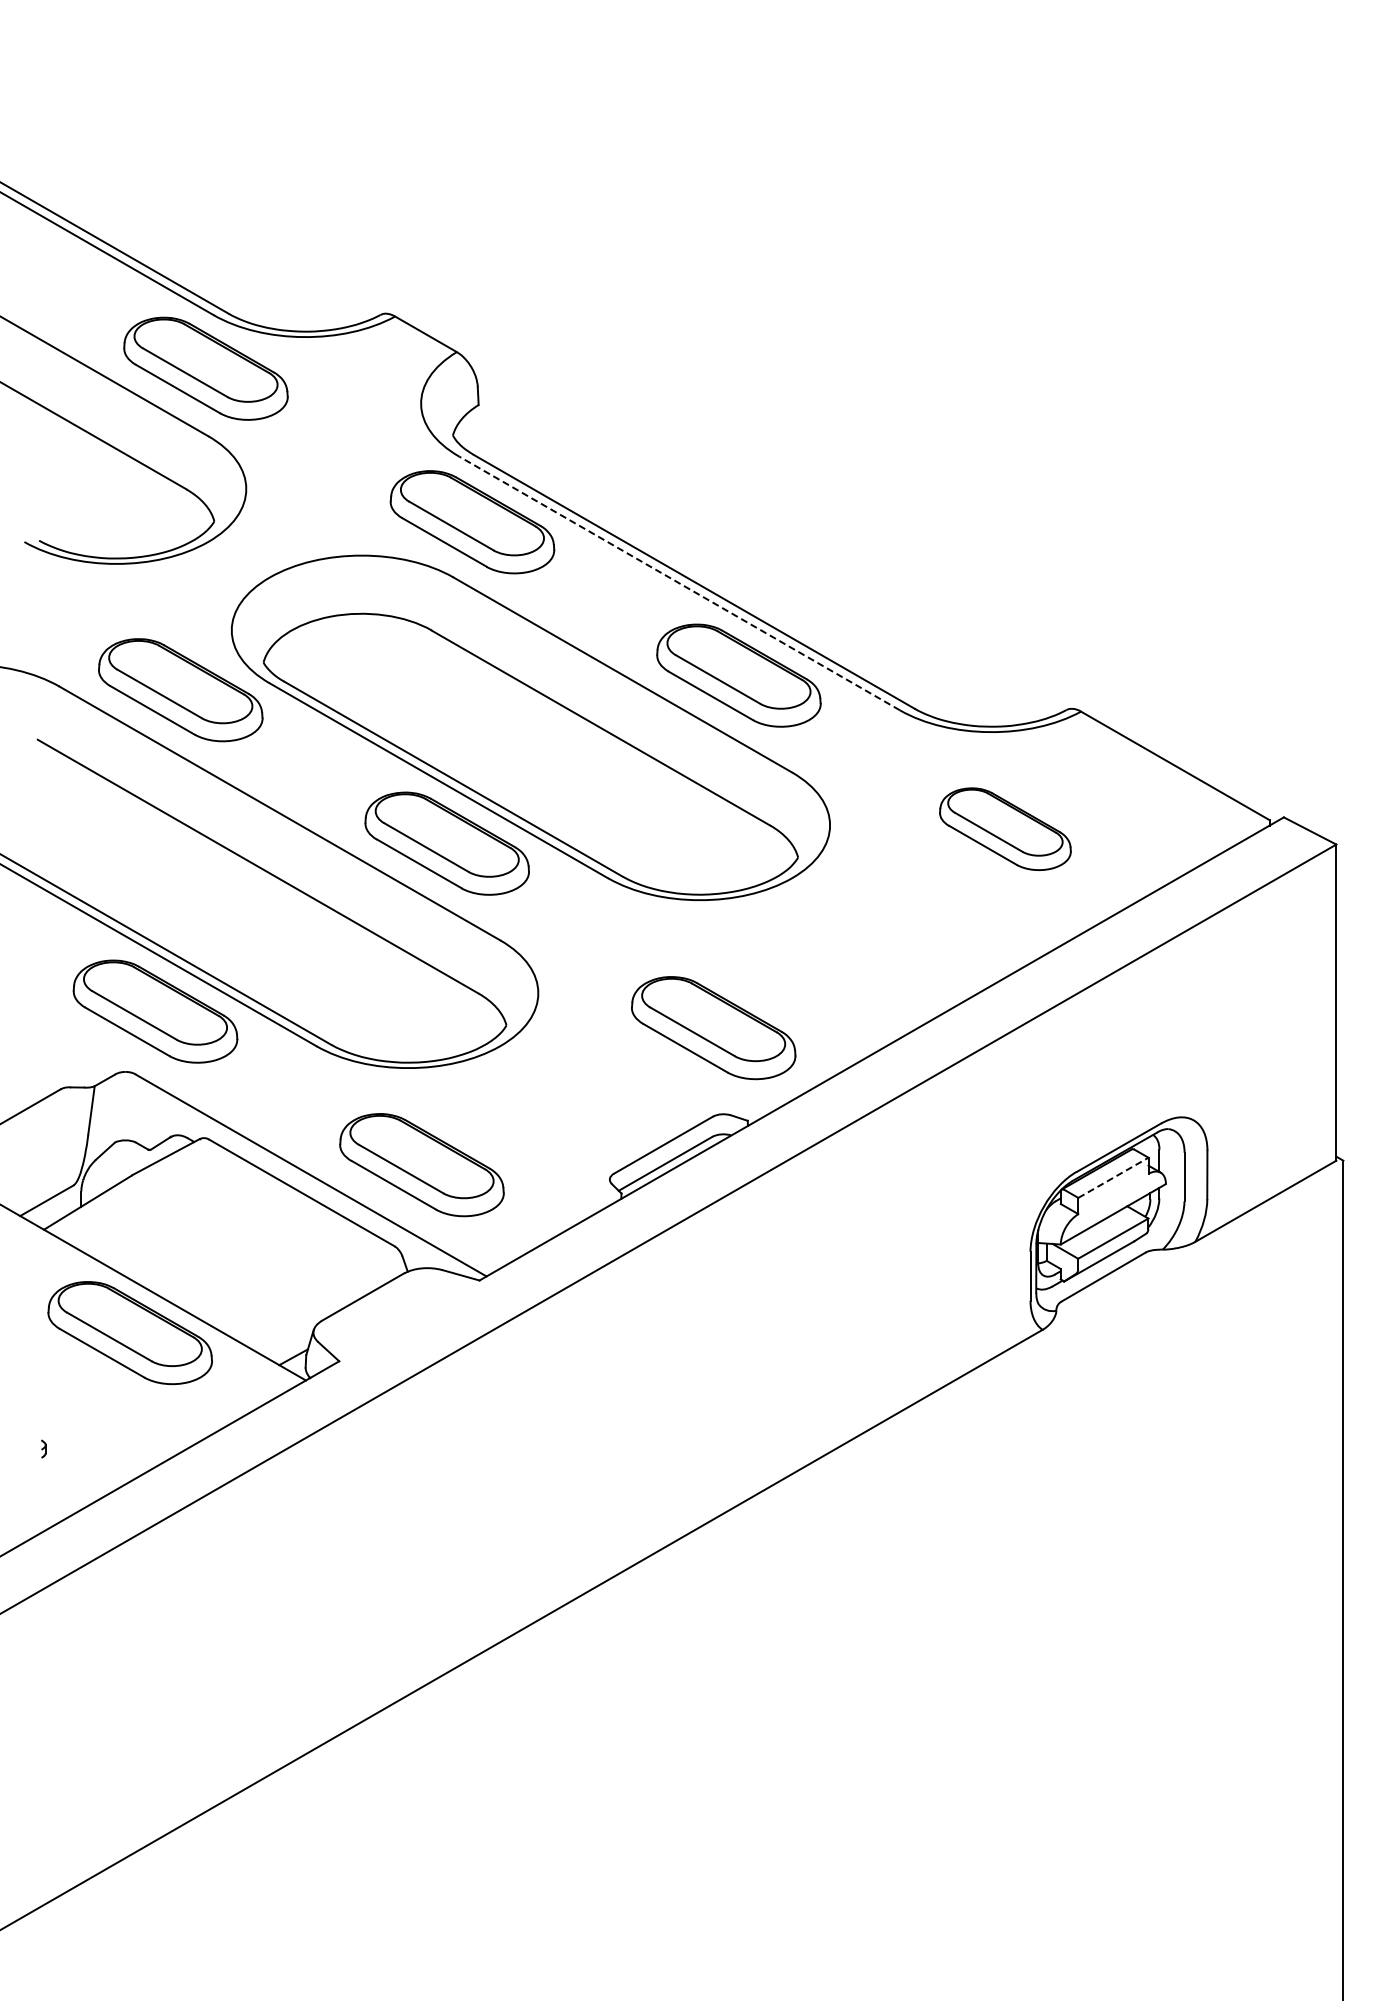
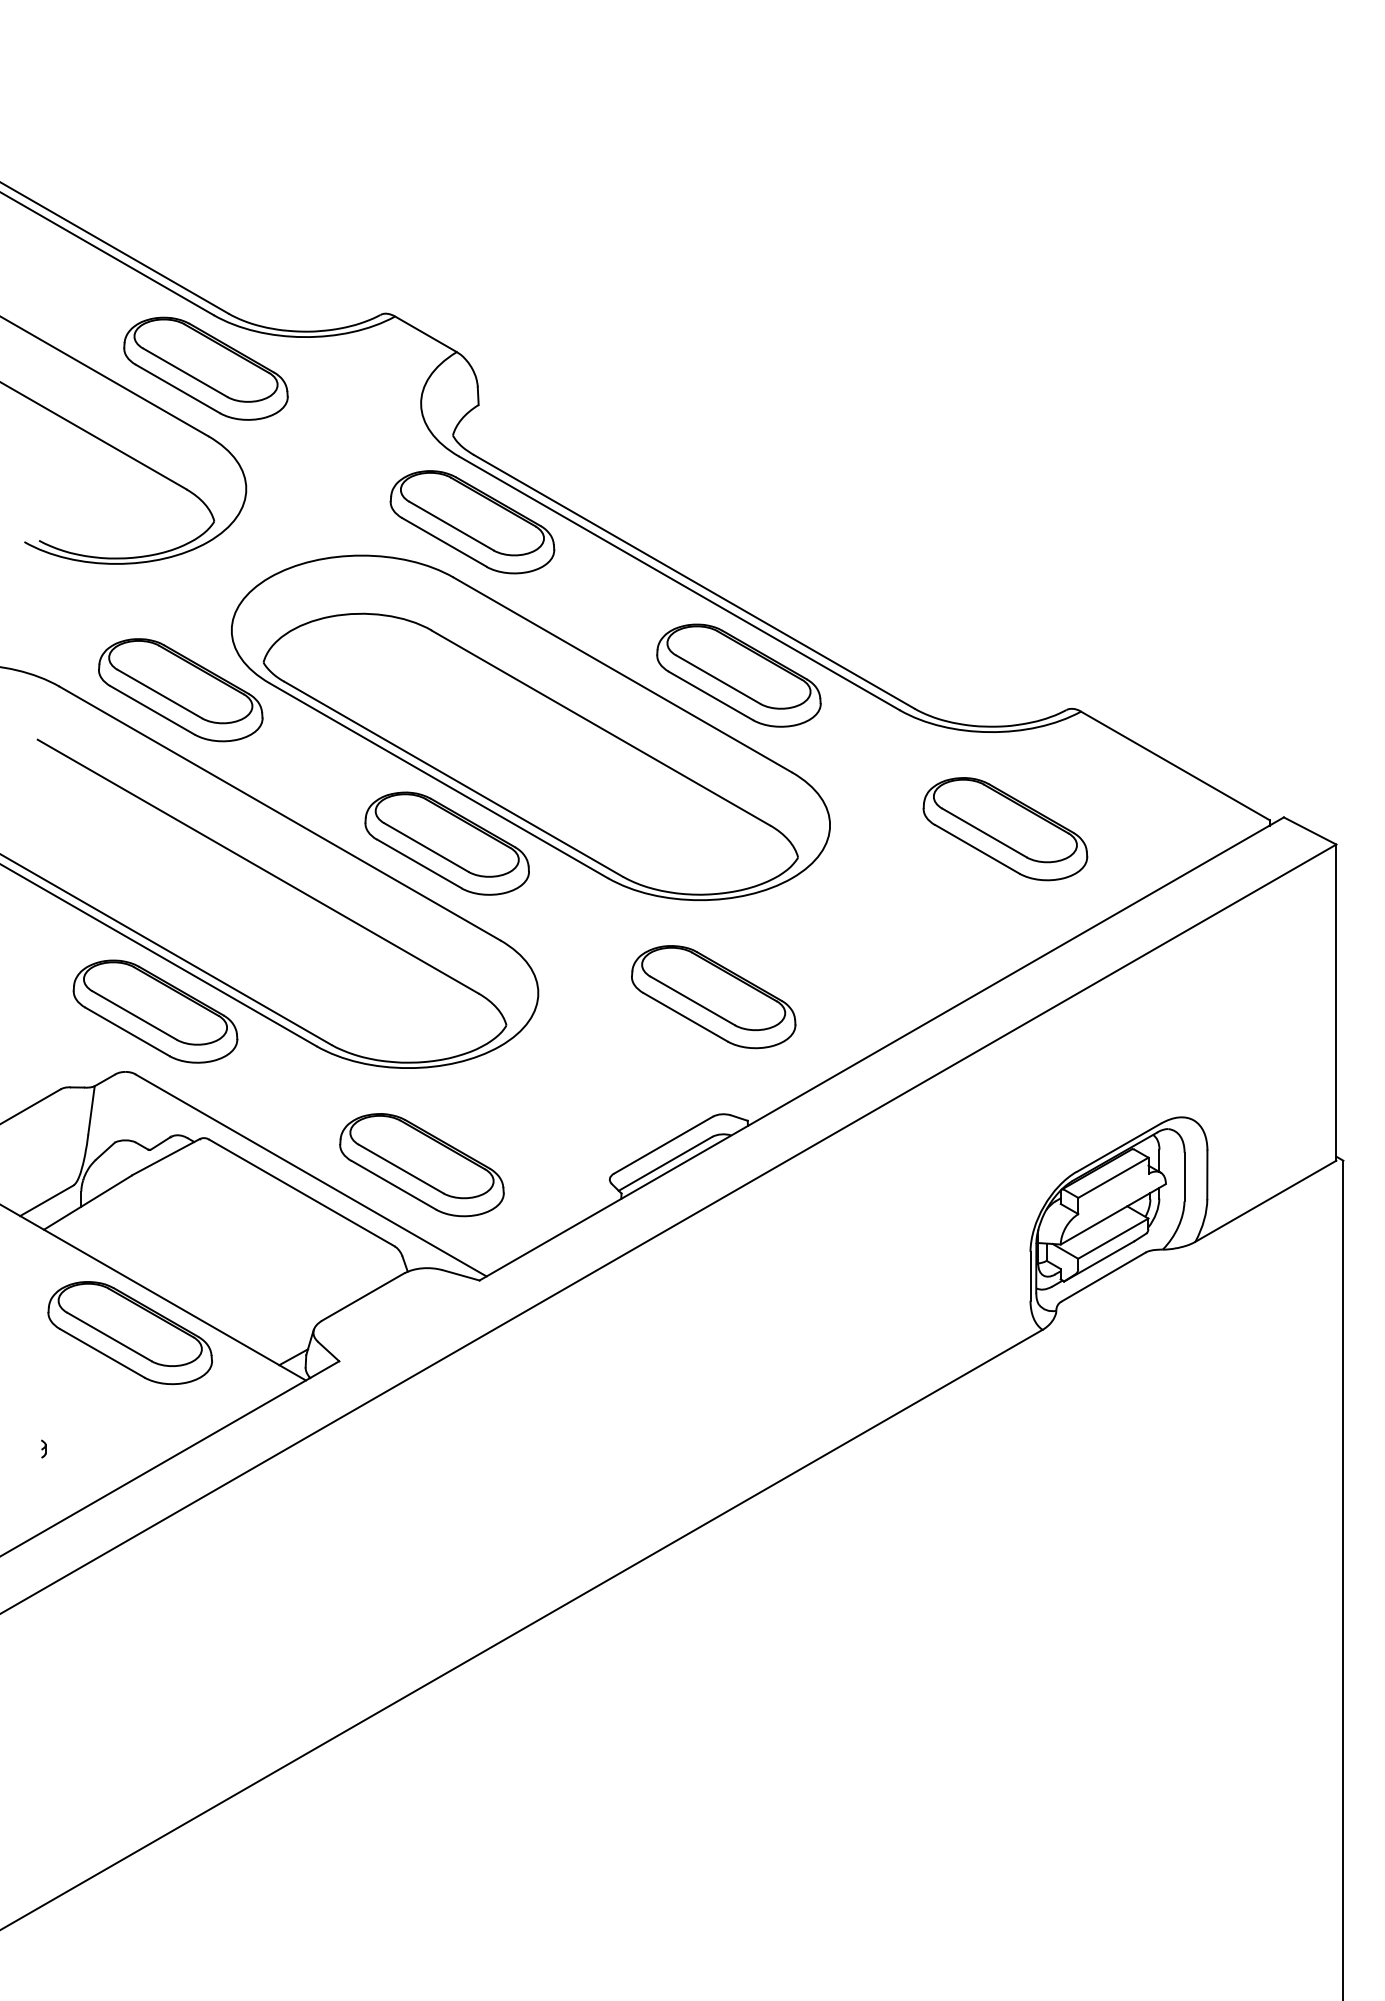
line: dashed -> solid (679, 583)
part size: 133x84 px -> 167x105 px (1005, 829)
part position: (713, 1028) -> (713, 997) (713, 997)
line: dashed -> solid (1113, 1177)
